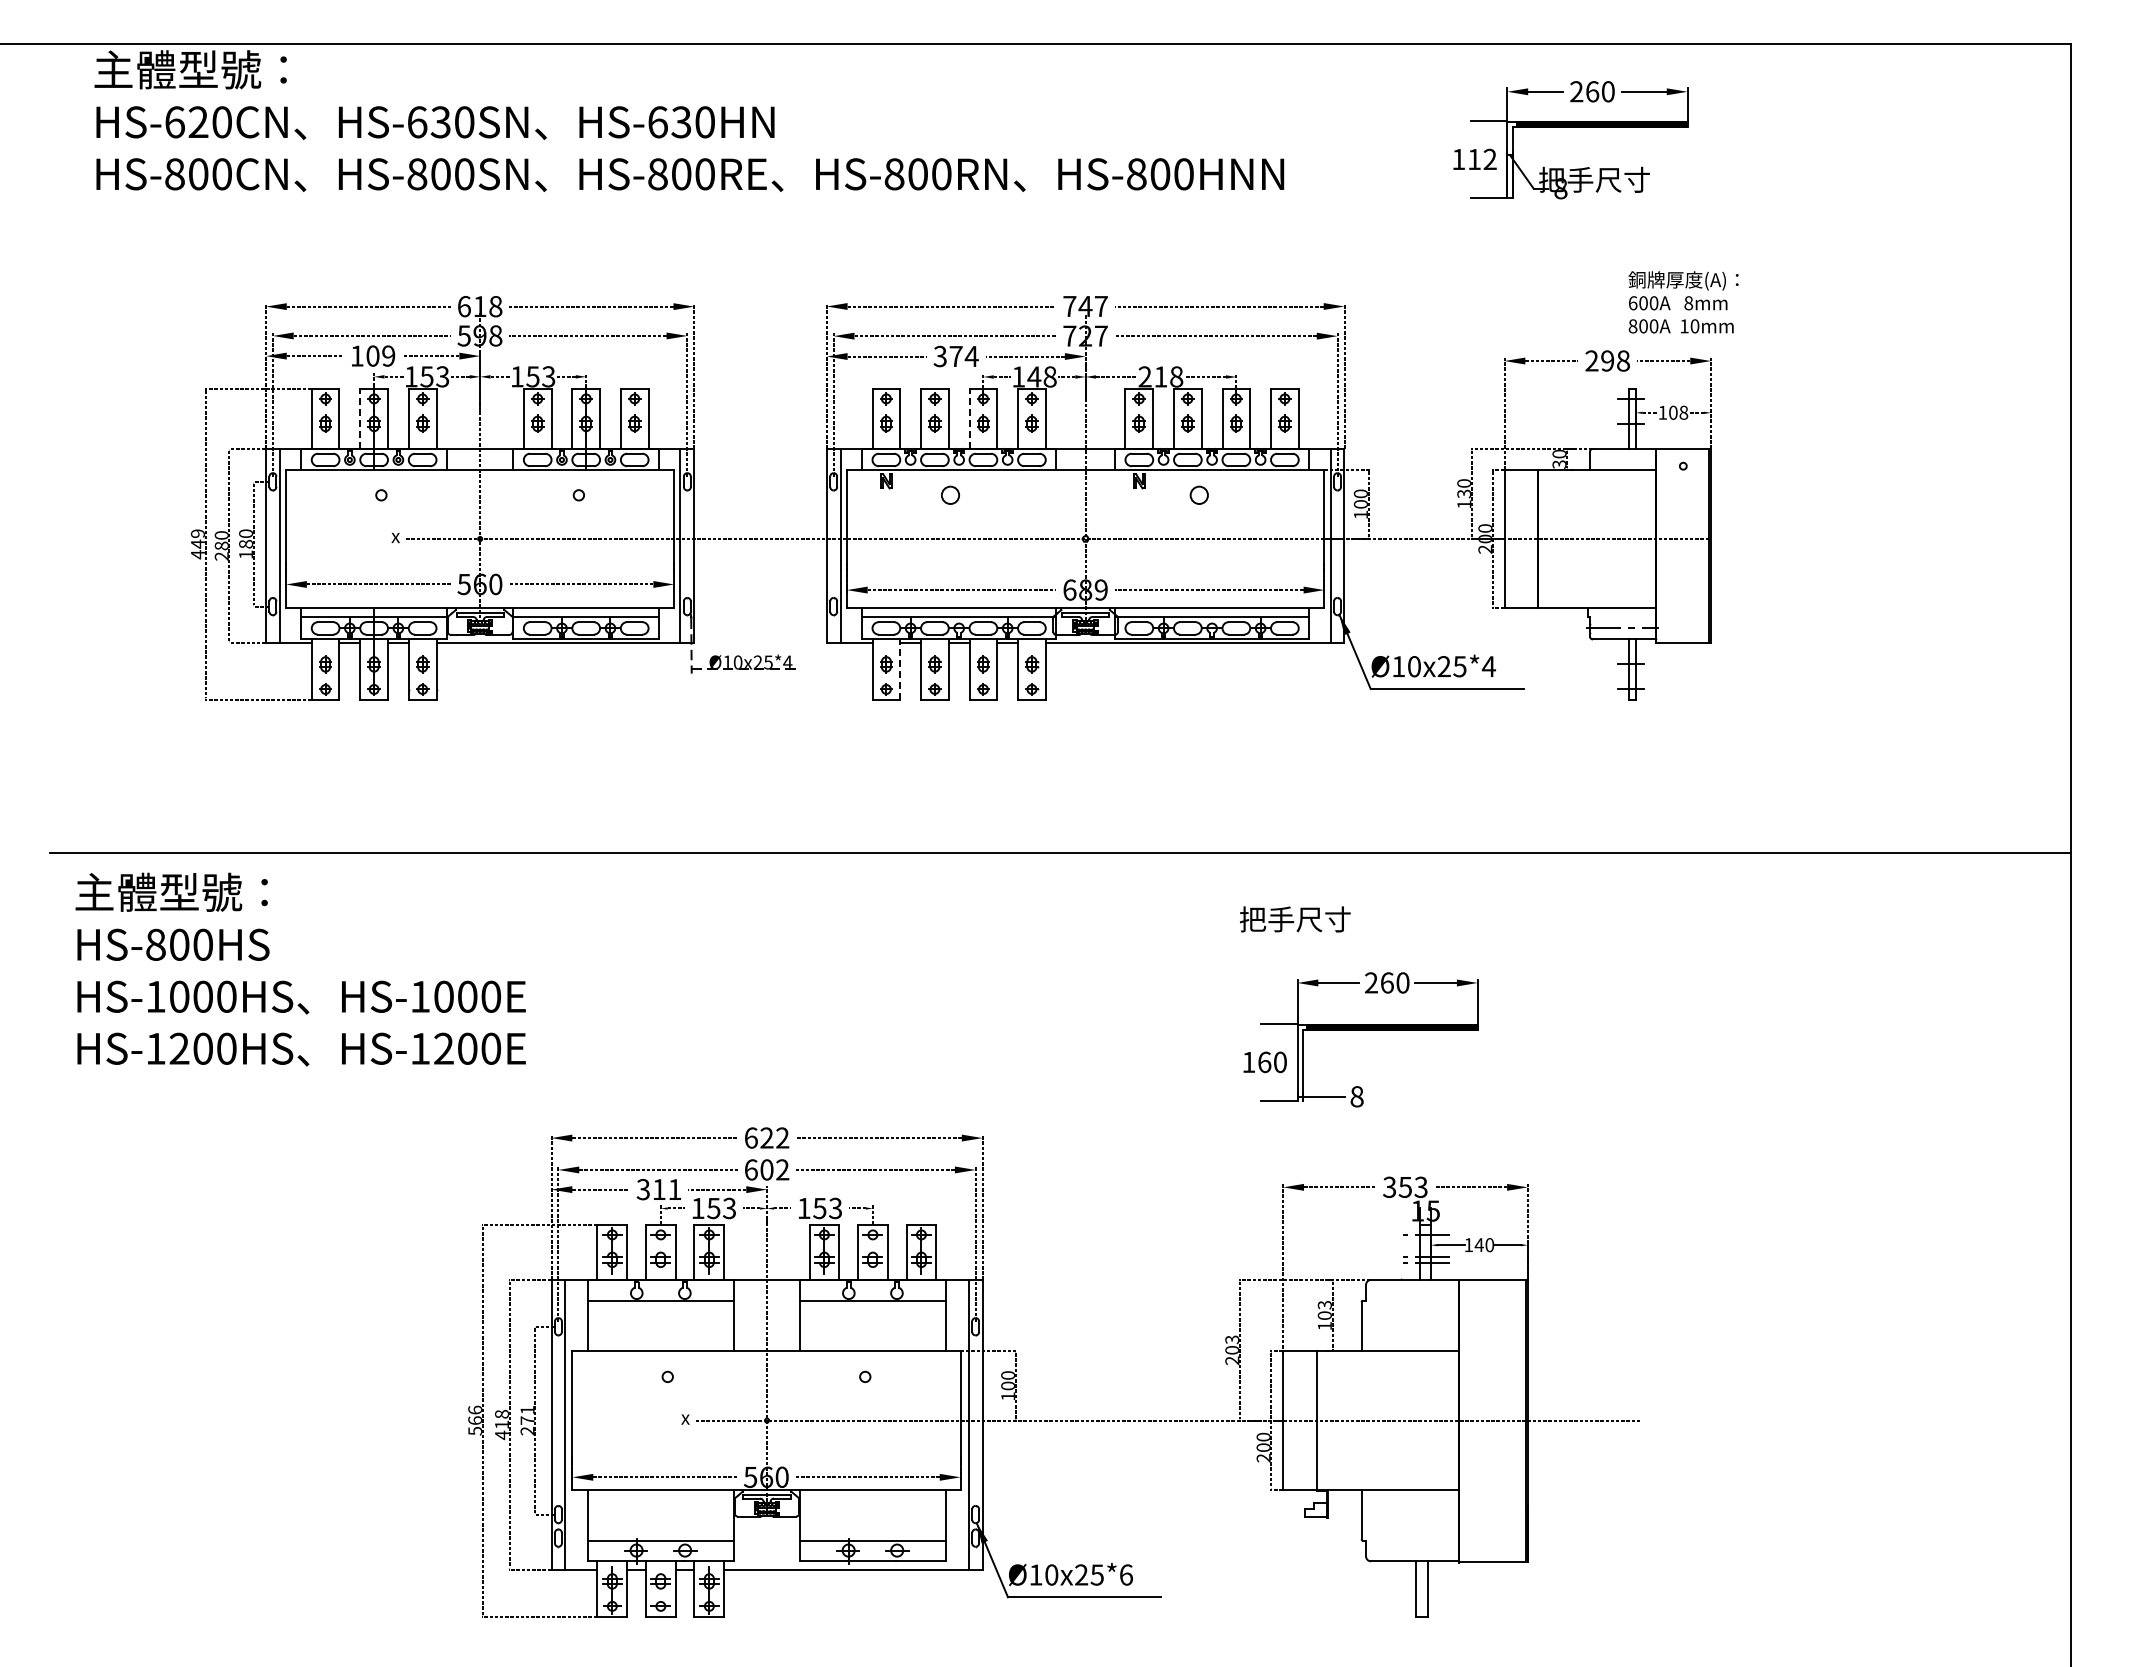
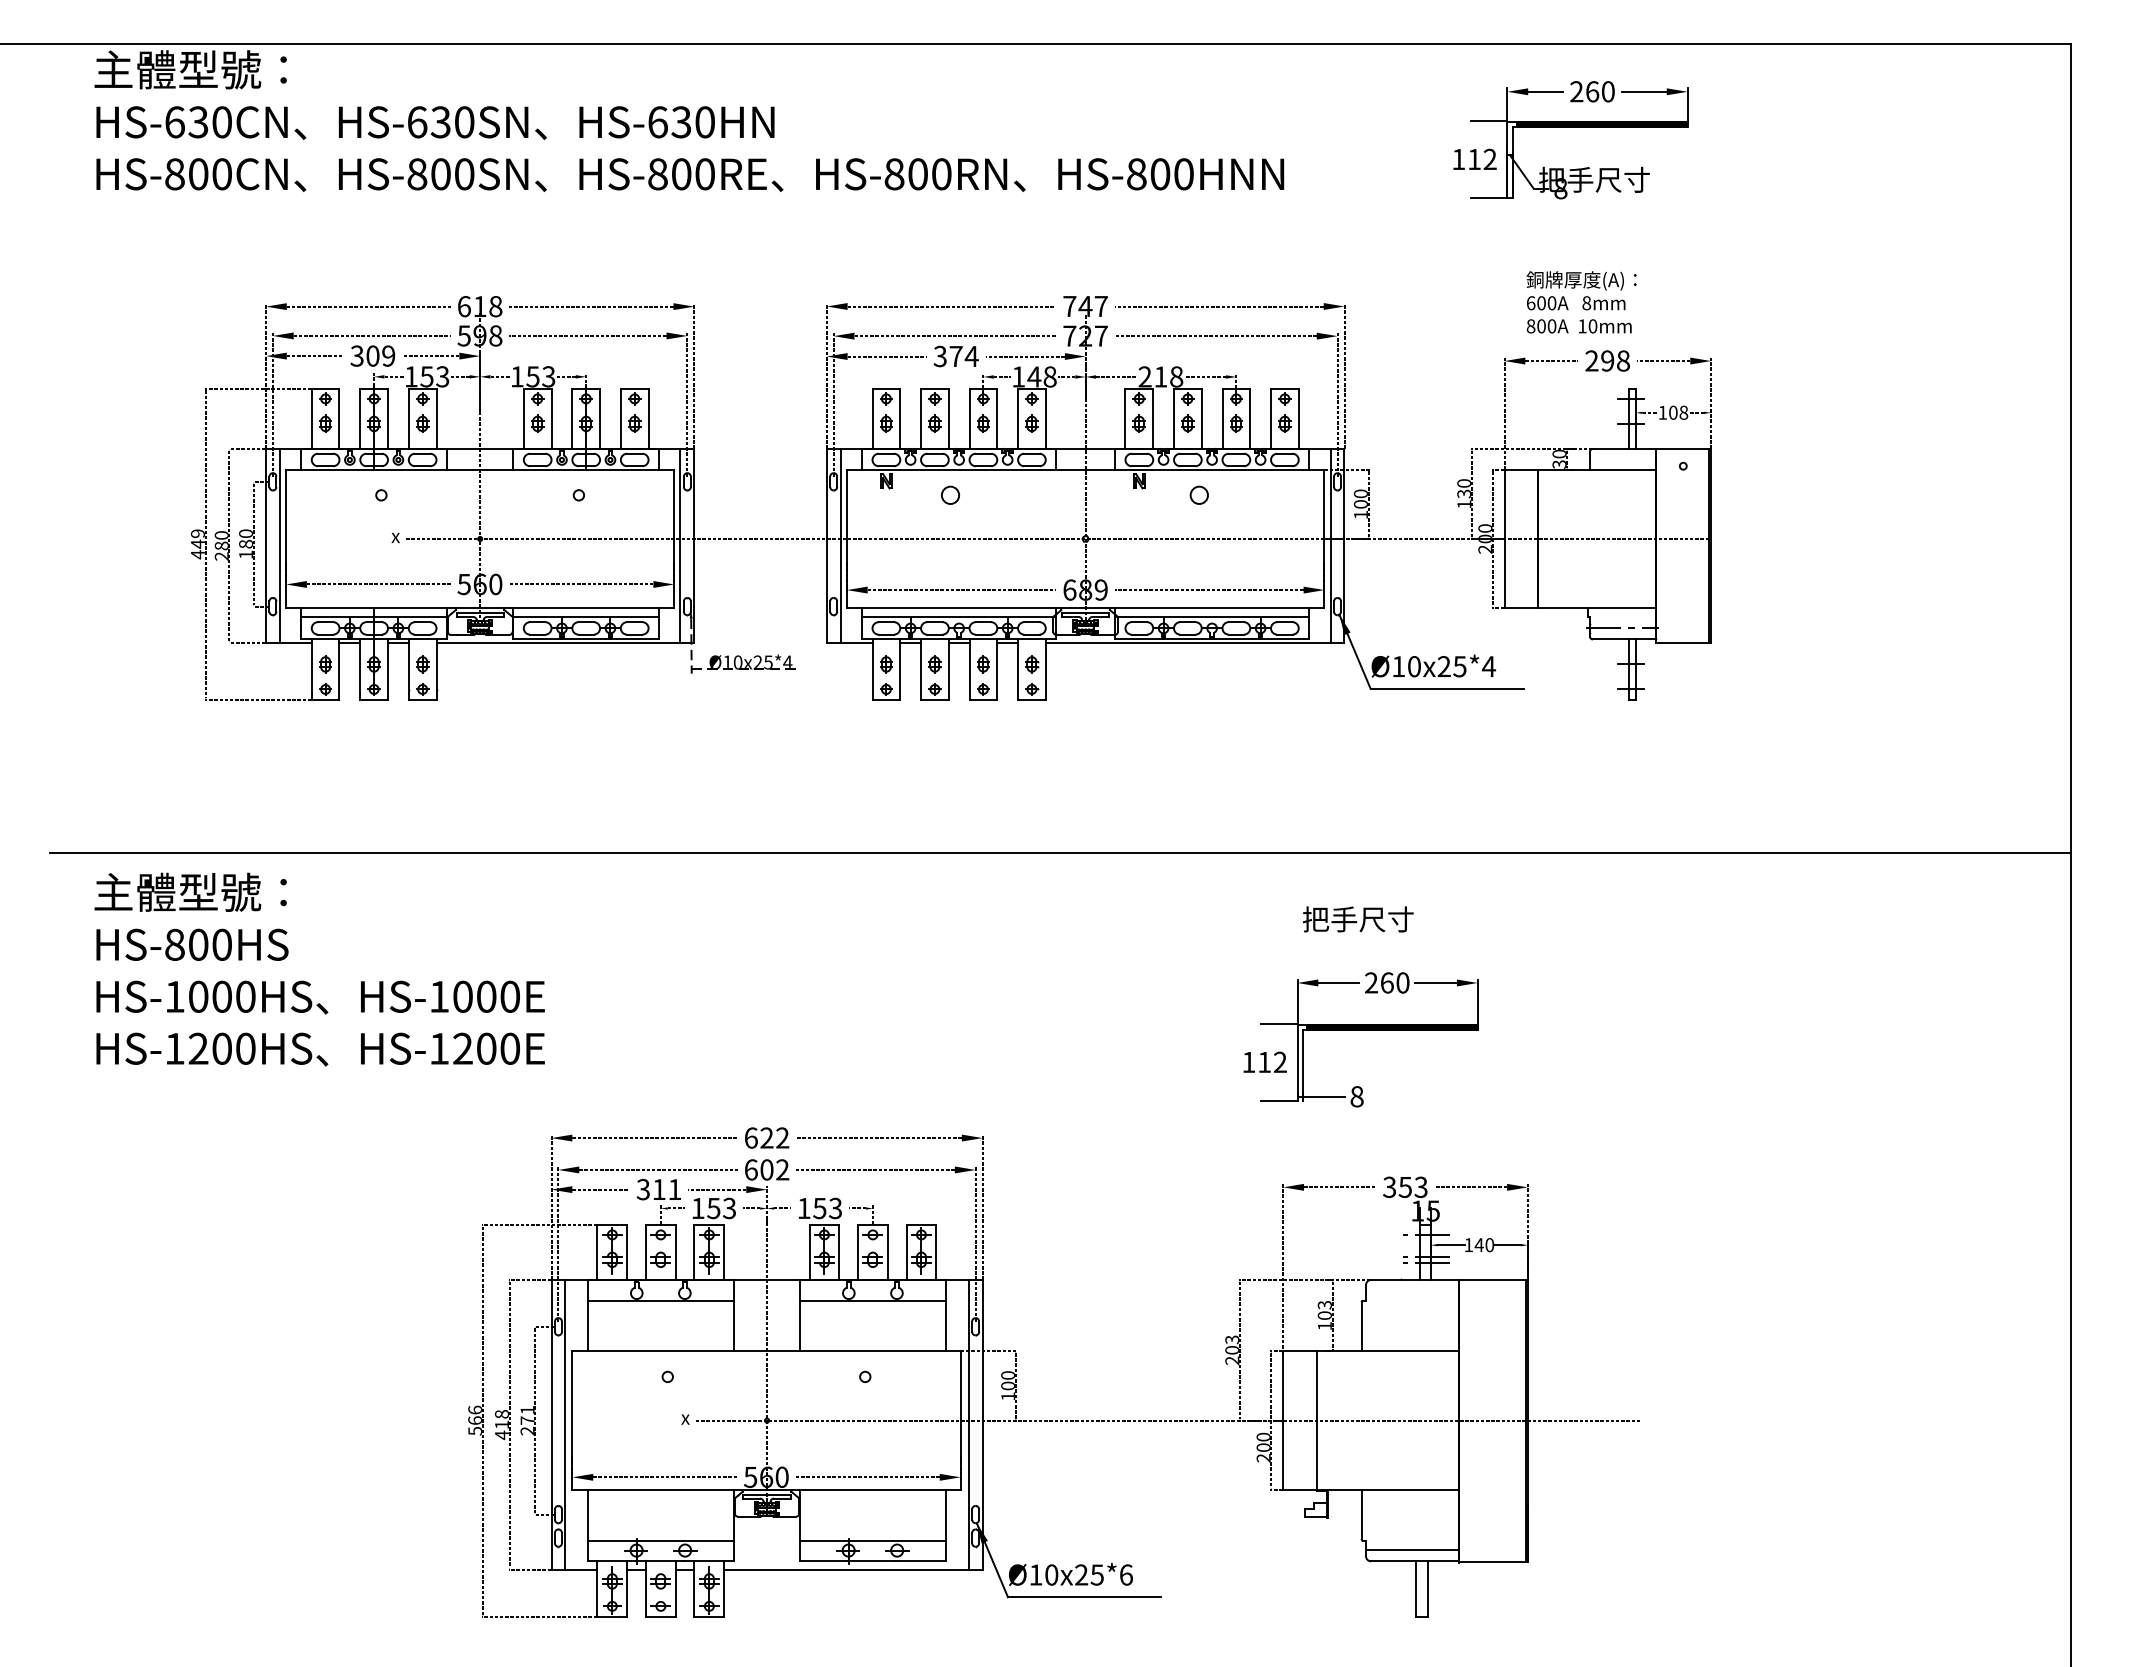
text: HS-620CN -> HS-630CN (198, 122)
text position: (1683, 302) -> (1581, 302) (1581, 302)
text: 109 -> 309 (356, 355)
line: dashed -> solid (360, 418)
line: dashed -> solid (969, 418)
line: dashed -> solid (900, 669)
text position: (1295, 919) -> (1358, 919) (1358, 919)
text position: (300, 969) -> (319, 969) (319, 969)
text: 160 -> 112 (1272, 1062)
line: none -> present (1412, 1549)
